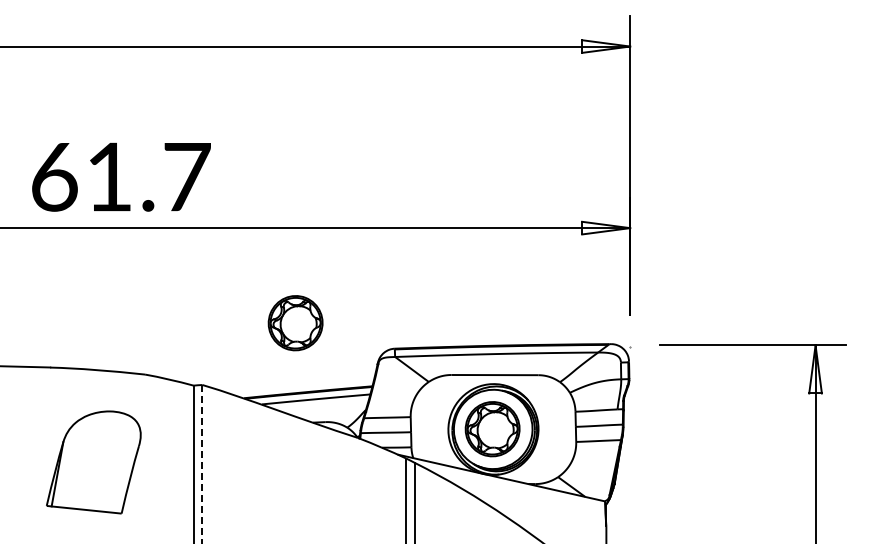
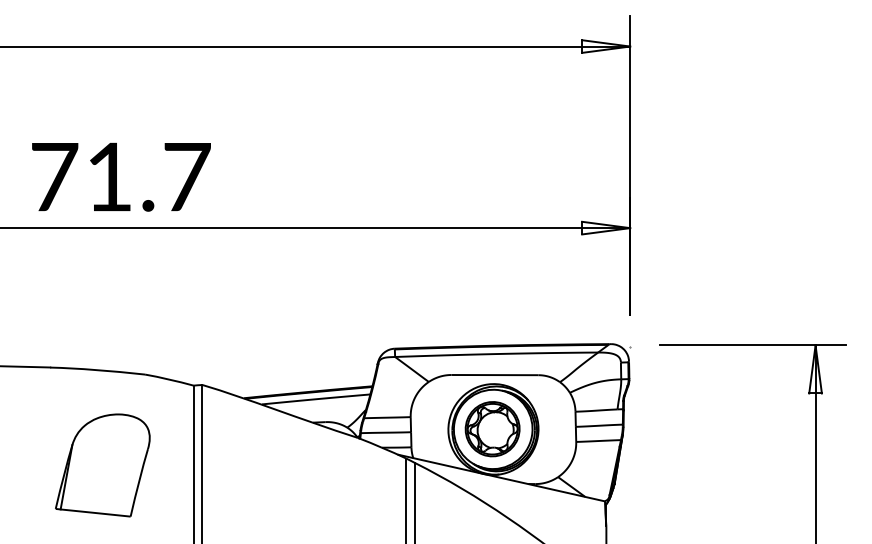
text: 61.7 -> 71.7 (55, 177)
part: present -> none (295, 323)
part position: (93, 462) -> (102, 465) (102, 465)
line: dashed -> solid (202, 464)
